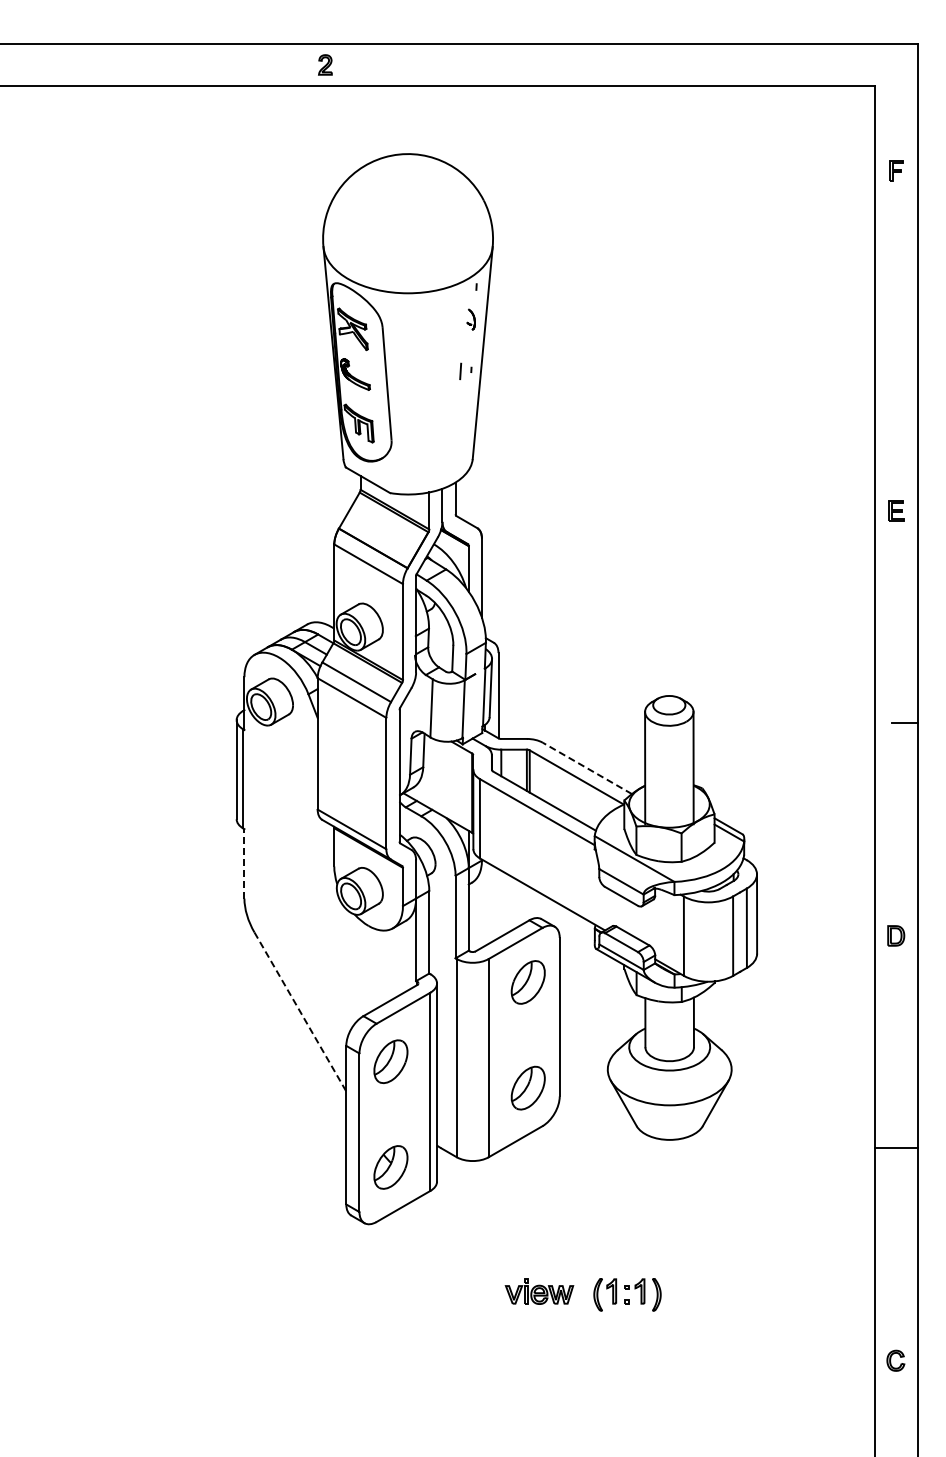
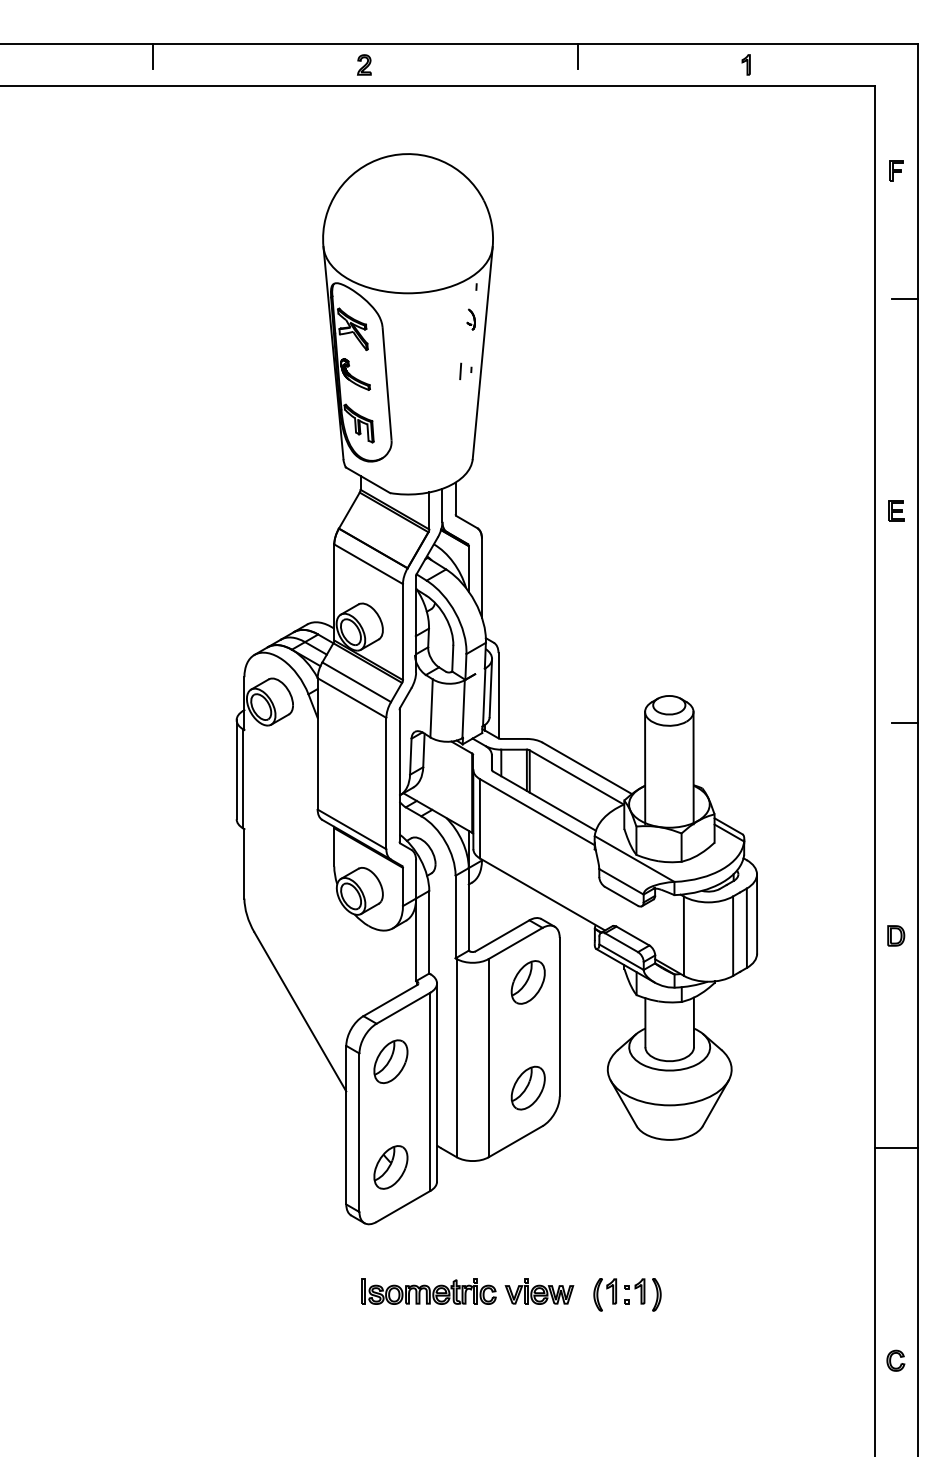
line: none -> present (153, 56)
line: none -> present (577, 56)
part position: (325, 64) -> (364, 64) (364, 64)
part: none -> present (745, 64)
line: none -> present (904, 298)
line: dashed -> solid (586, 768)
line: dashed -> solid (244, 863)
line: dashed -> solid (300, 1011)
part: none -> present (428, 1291)
